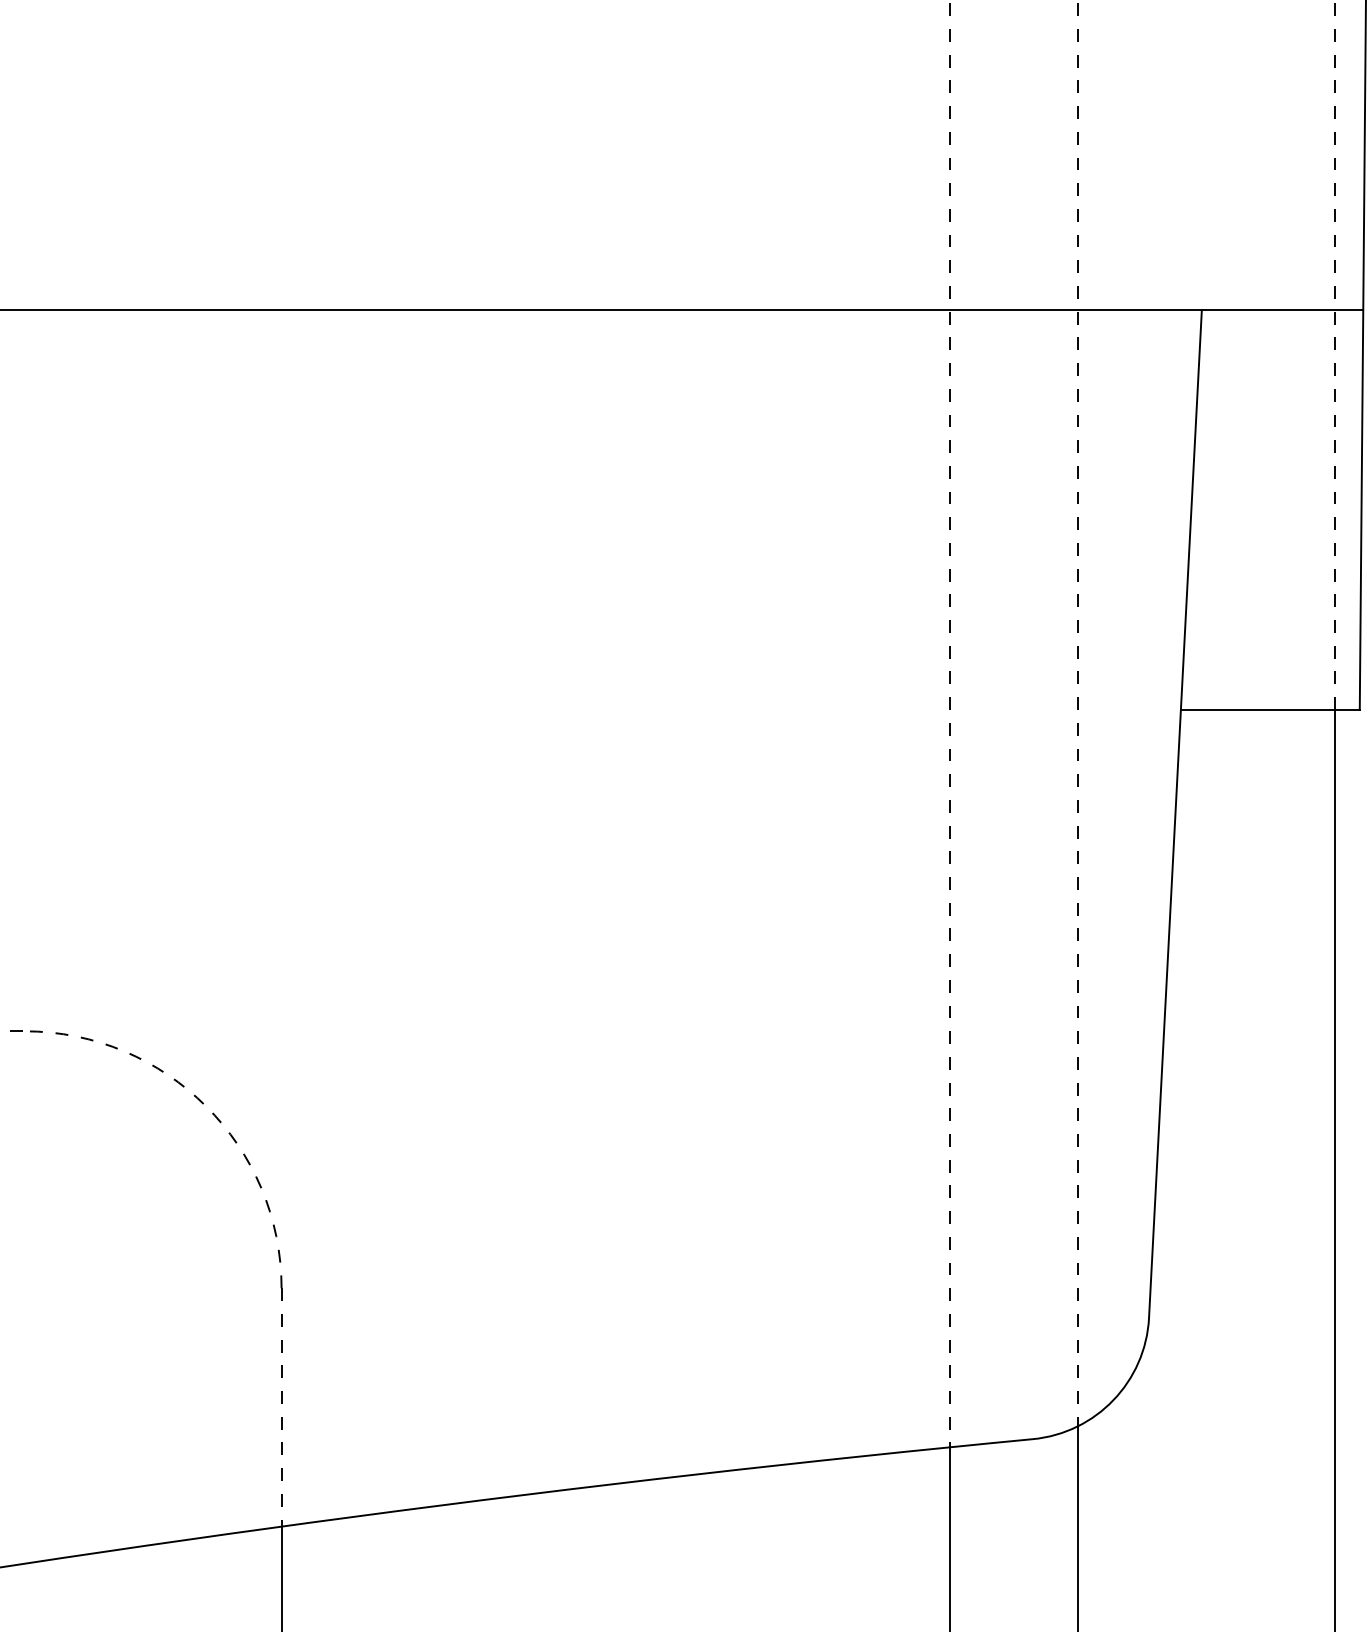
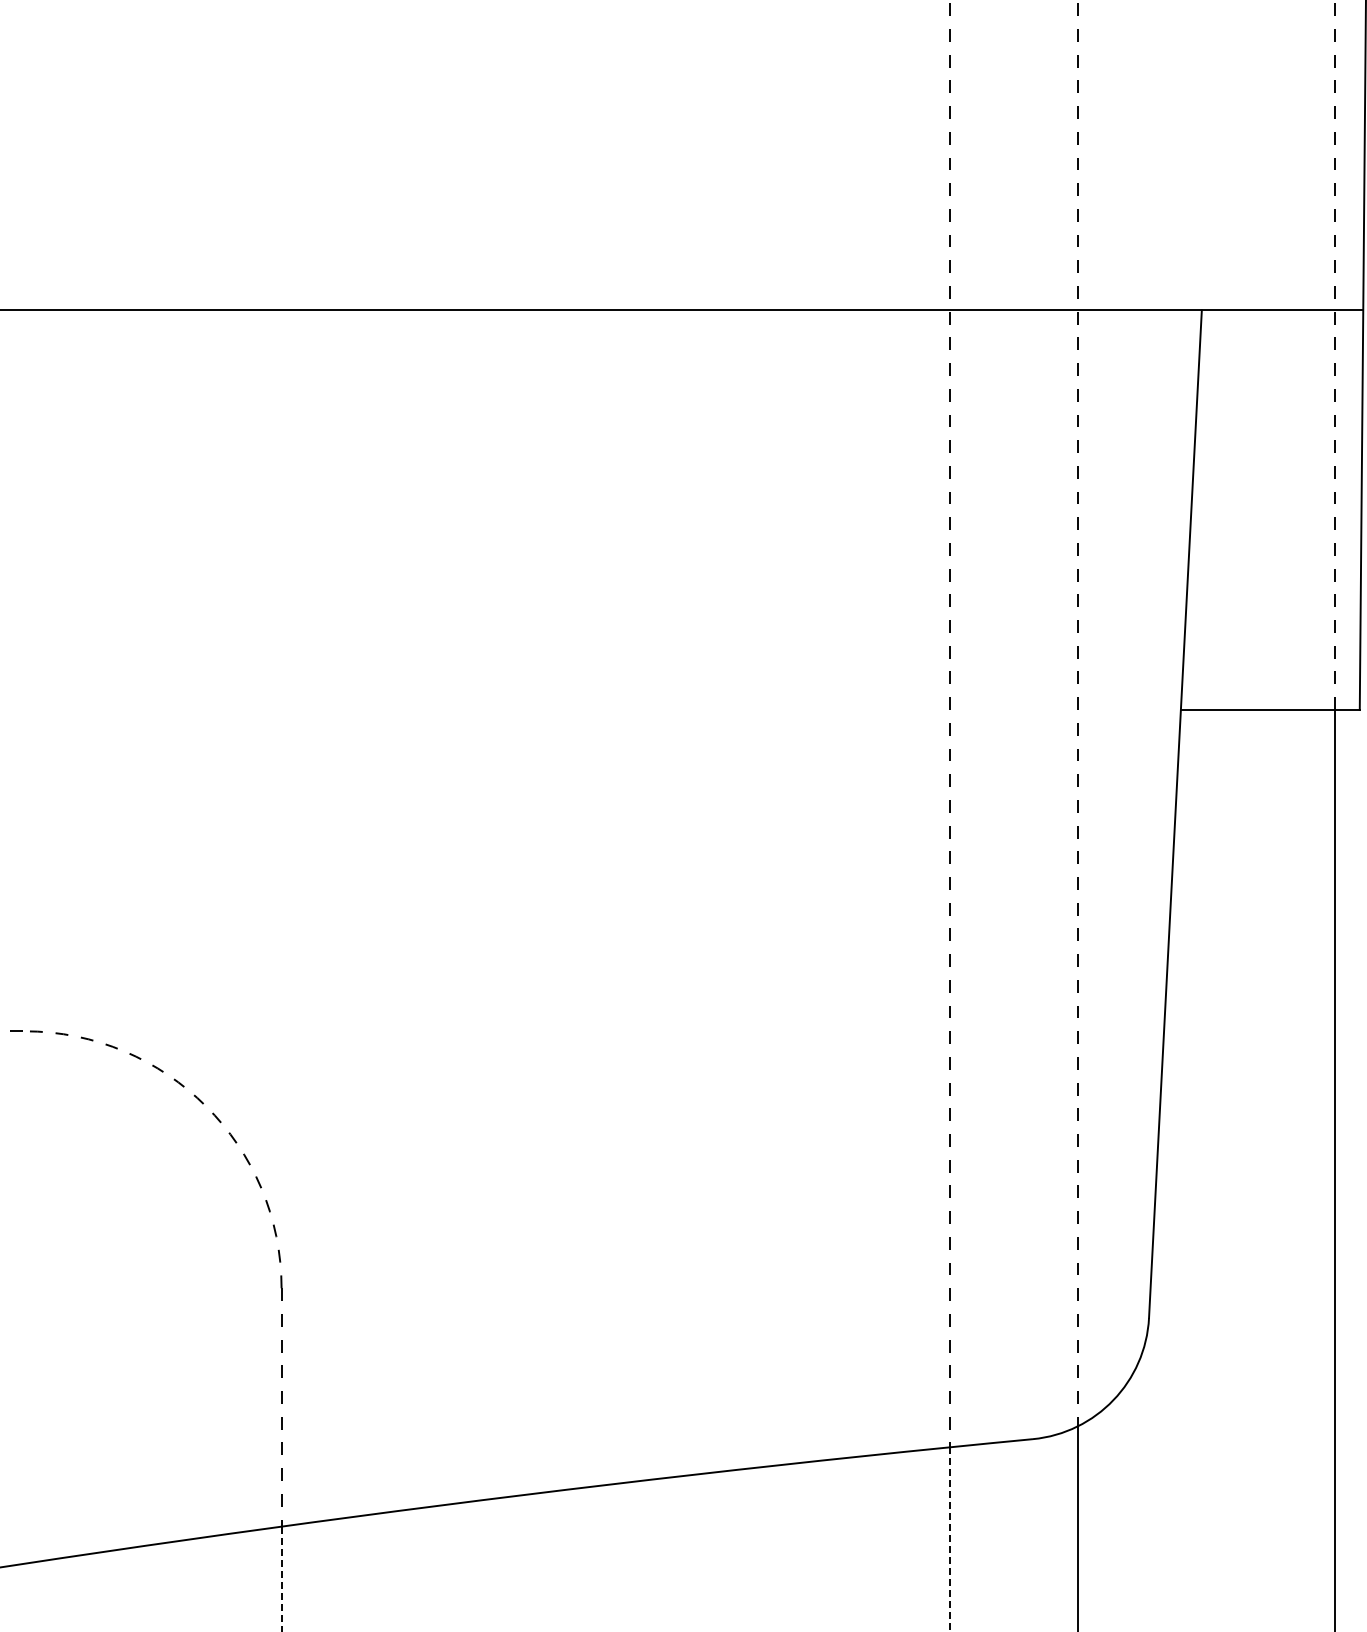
line: solid -> dashed (949, 1539)
line: solid -> dashed (281, 1579)
